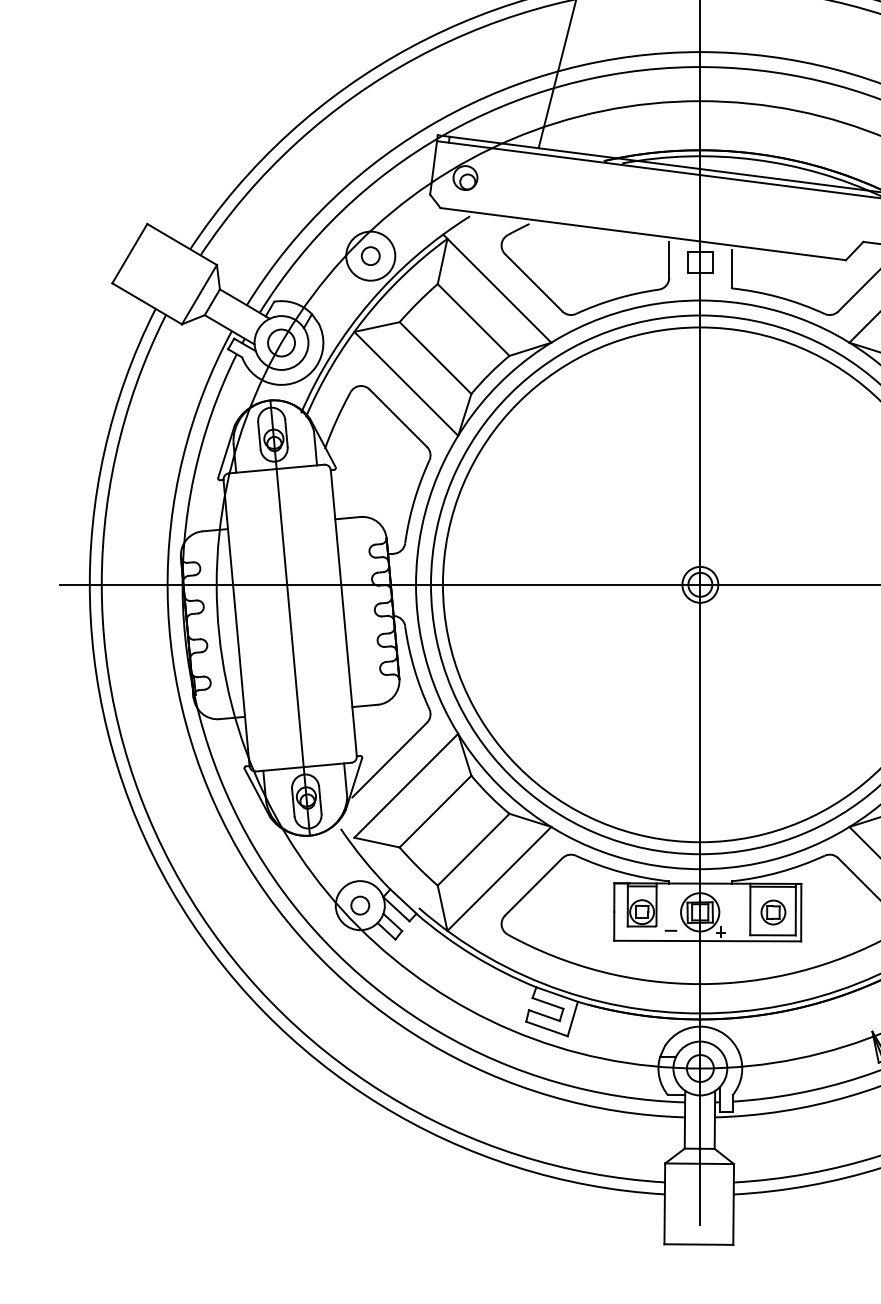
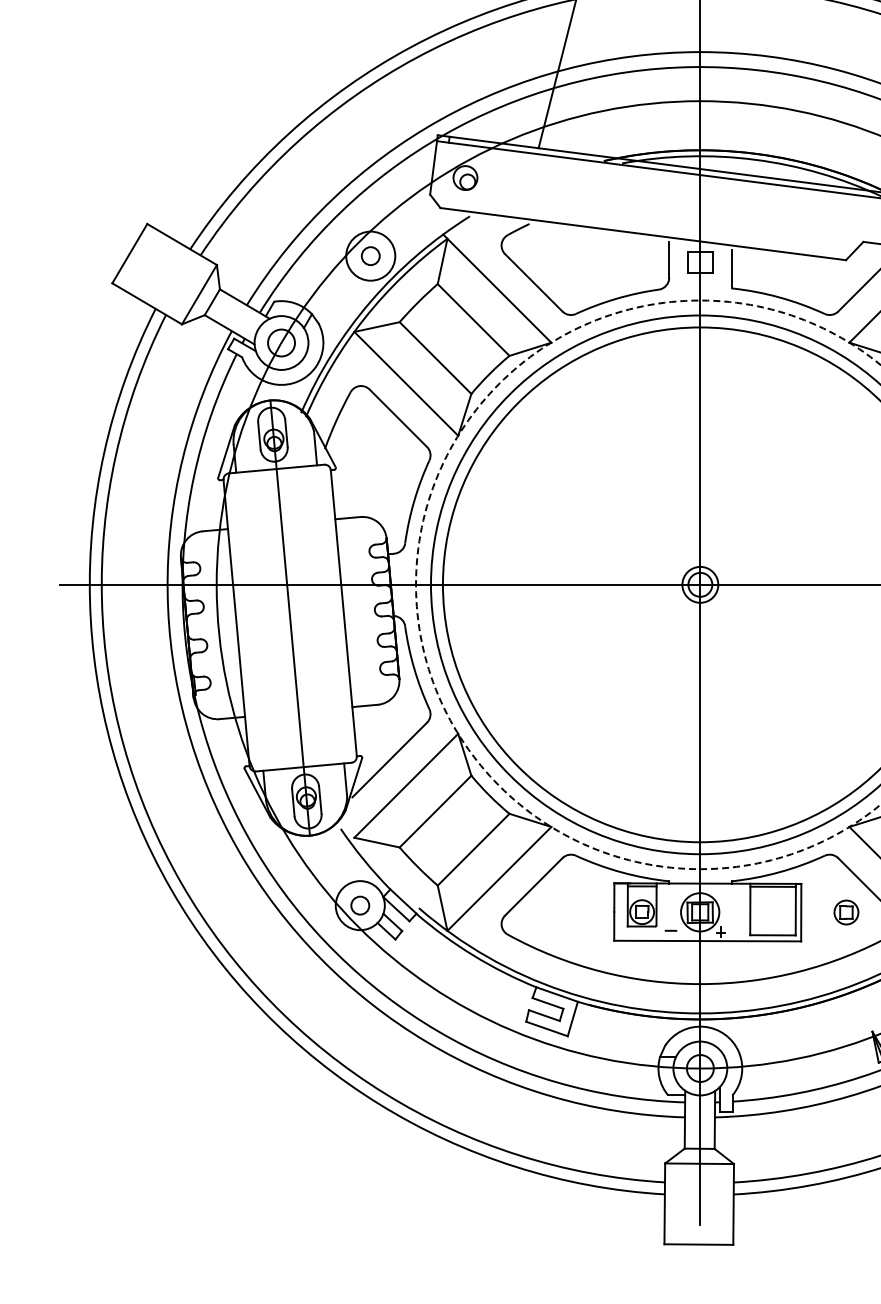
circle: solid -> dashed (648, 584)
part position: (773, 912) -> (846, 912) (846, 912)
